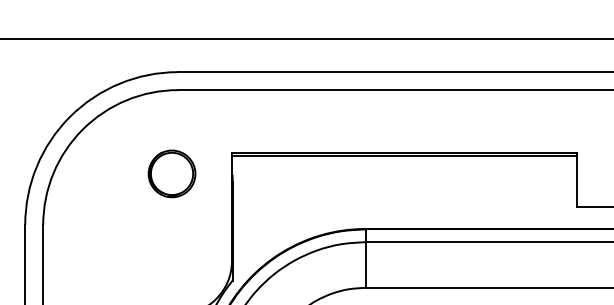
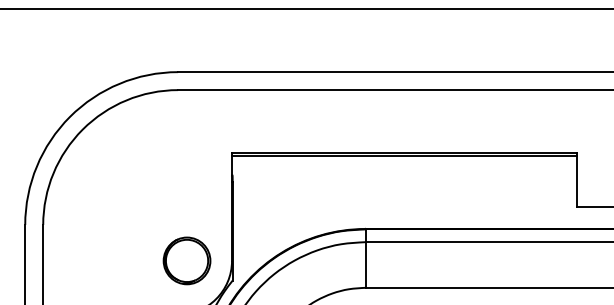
line position: (306, 39) -> (306, 9) (306, 9)
part position: (171, 173) -> (186, 260) (186, 260)
